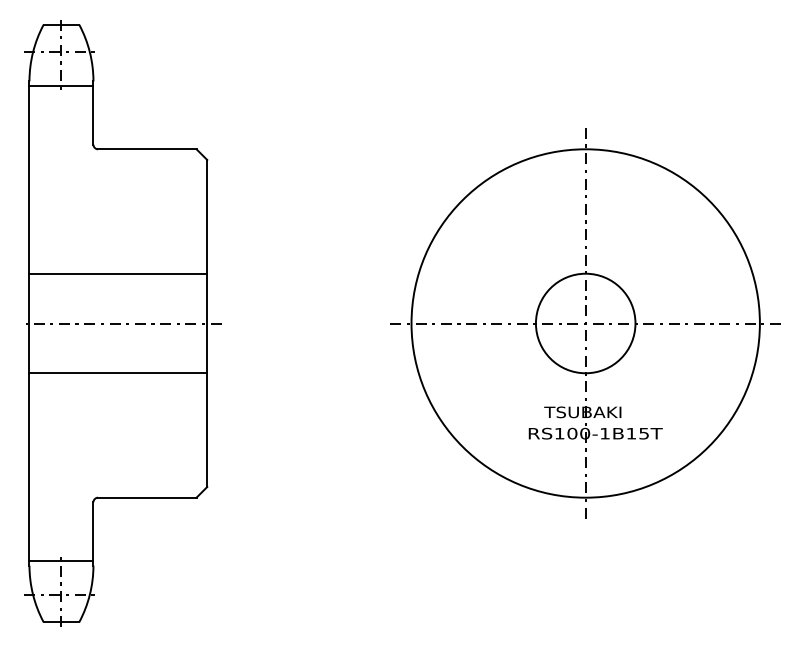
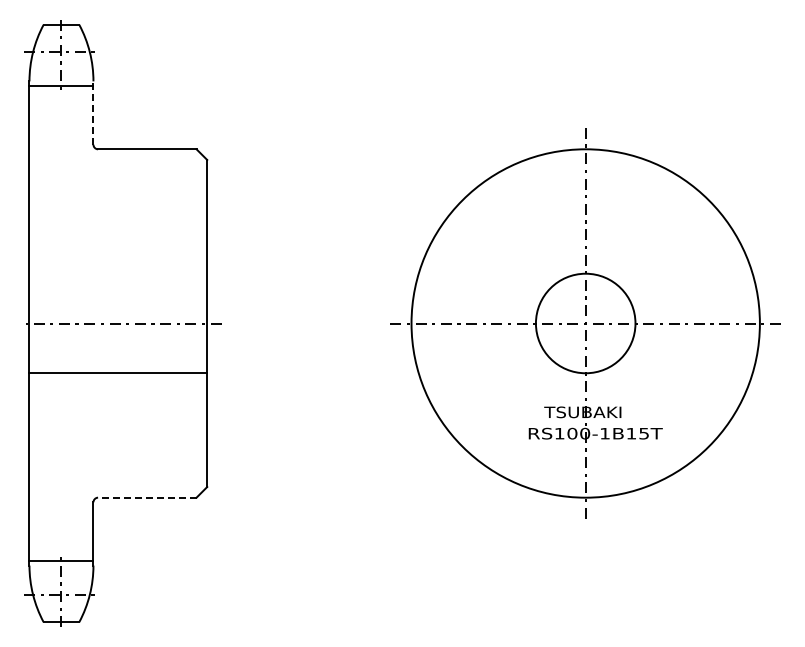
line: solid -> dashed (93, 113)
line: present -> none (118, 273)
line: solid -> dashed (146, 497)
